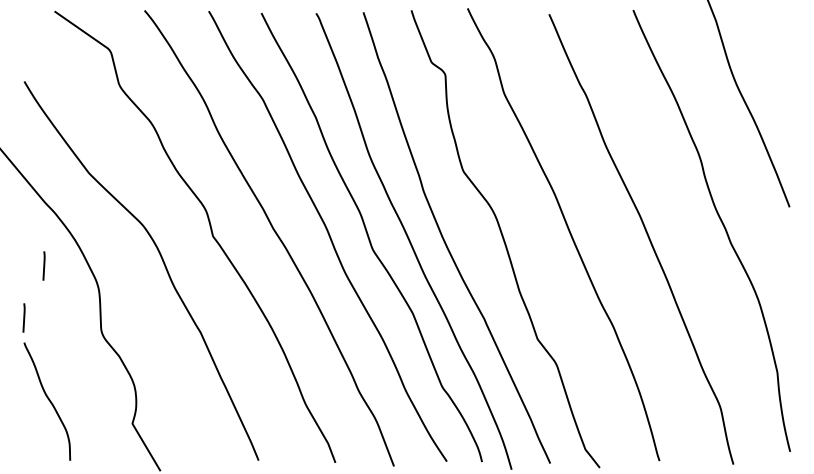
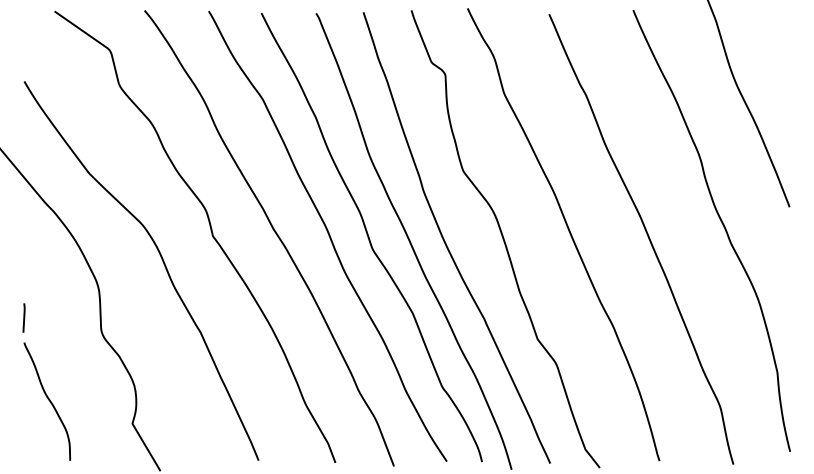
line: present -> none (43, 265)
